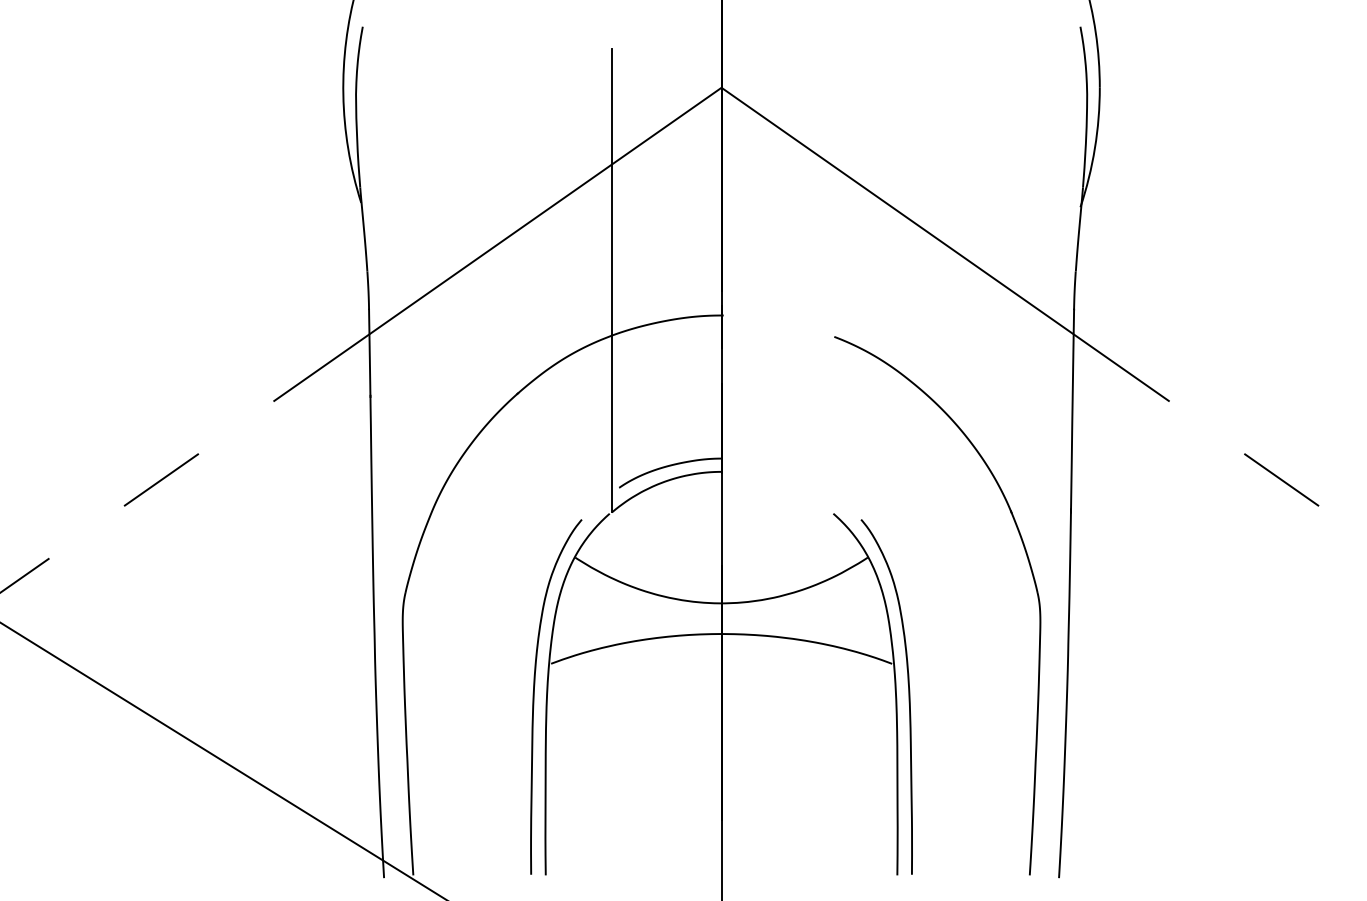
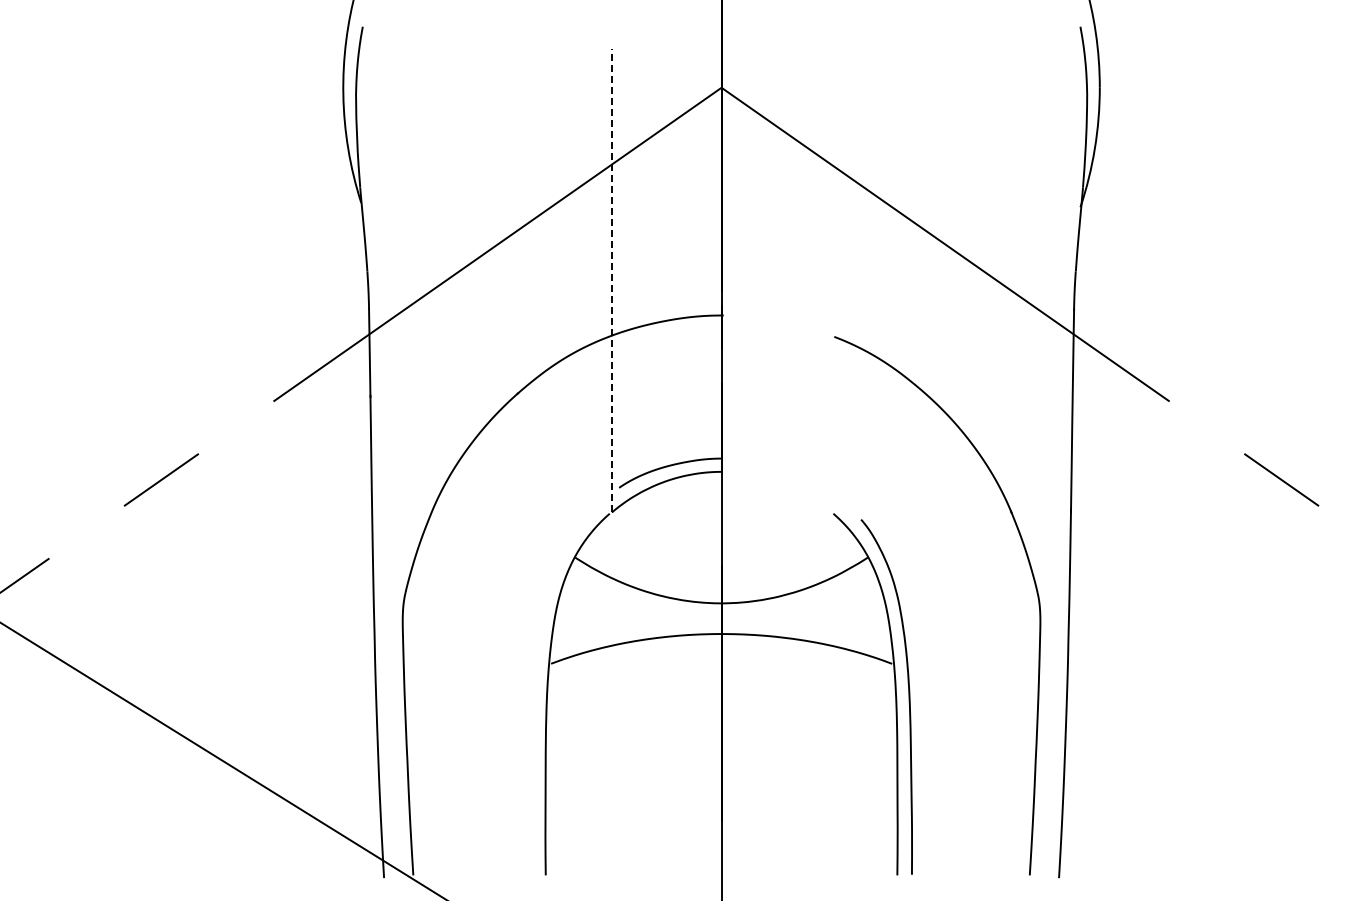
line: solid -> dashed (612, 280)
curve: present -> none (534, 696)
